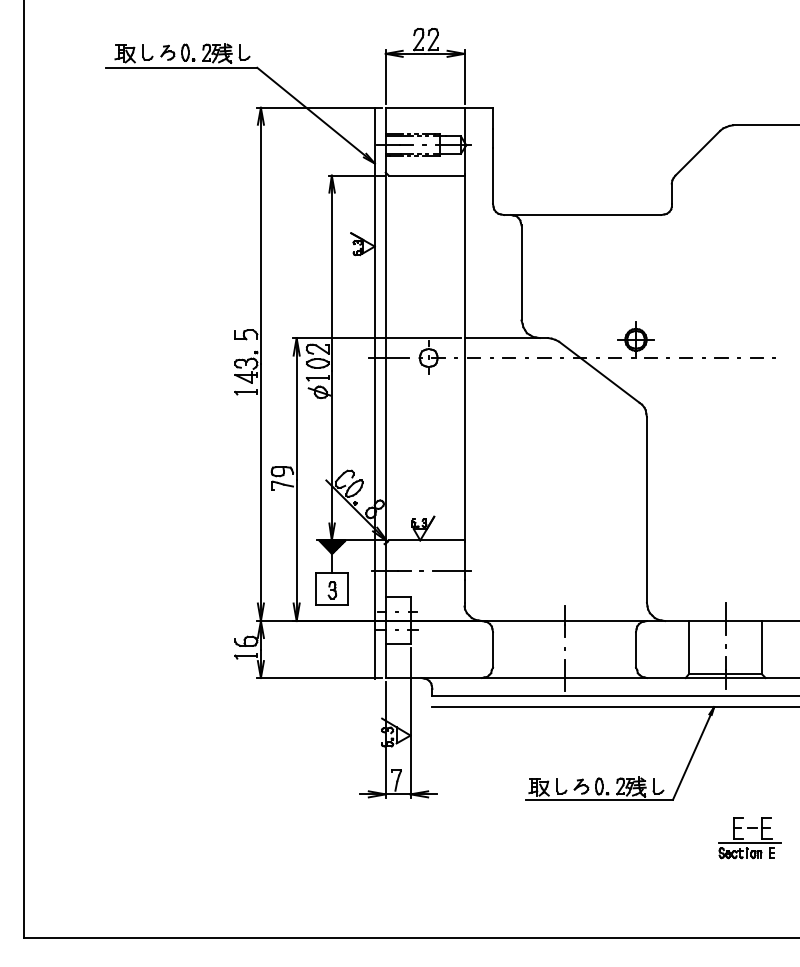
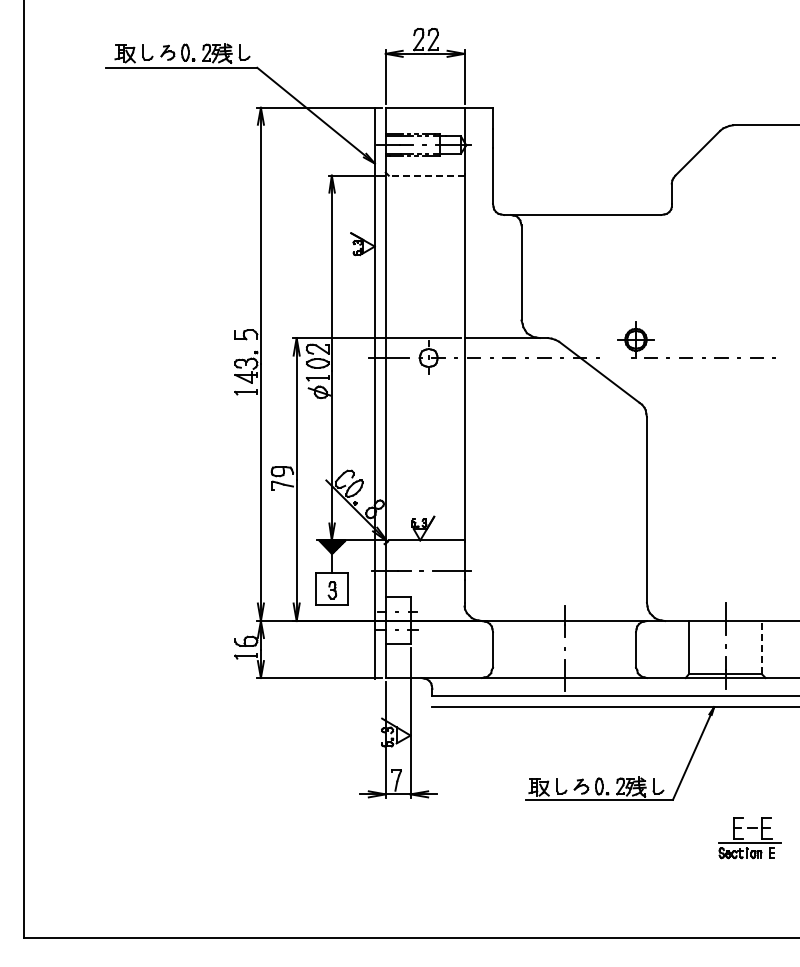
line: solid -> dashed (426, 175)
line: present -> none (614, 357)
line: solid -> dashed (762, 647)
